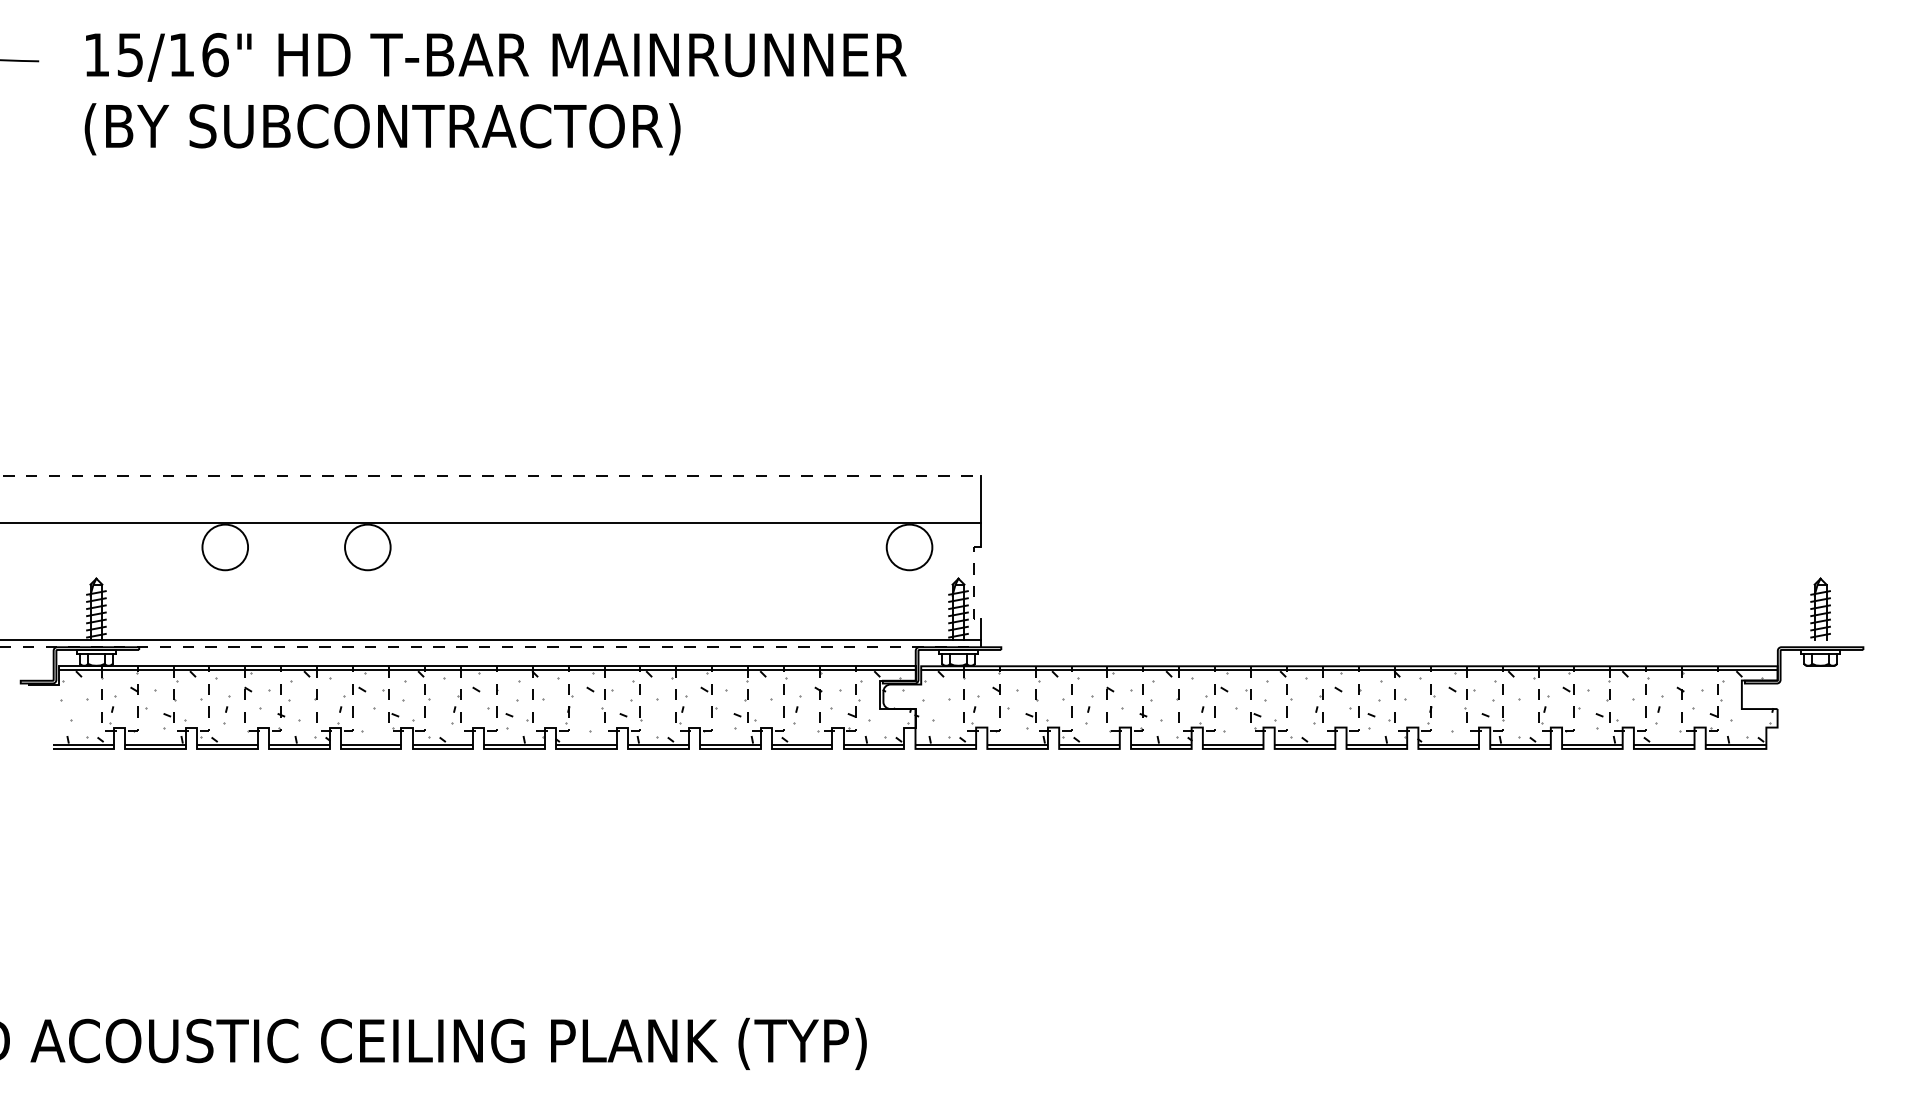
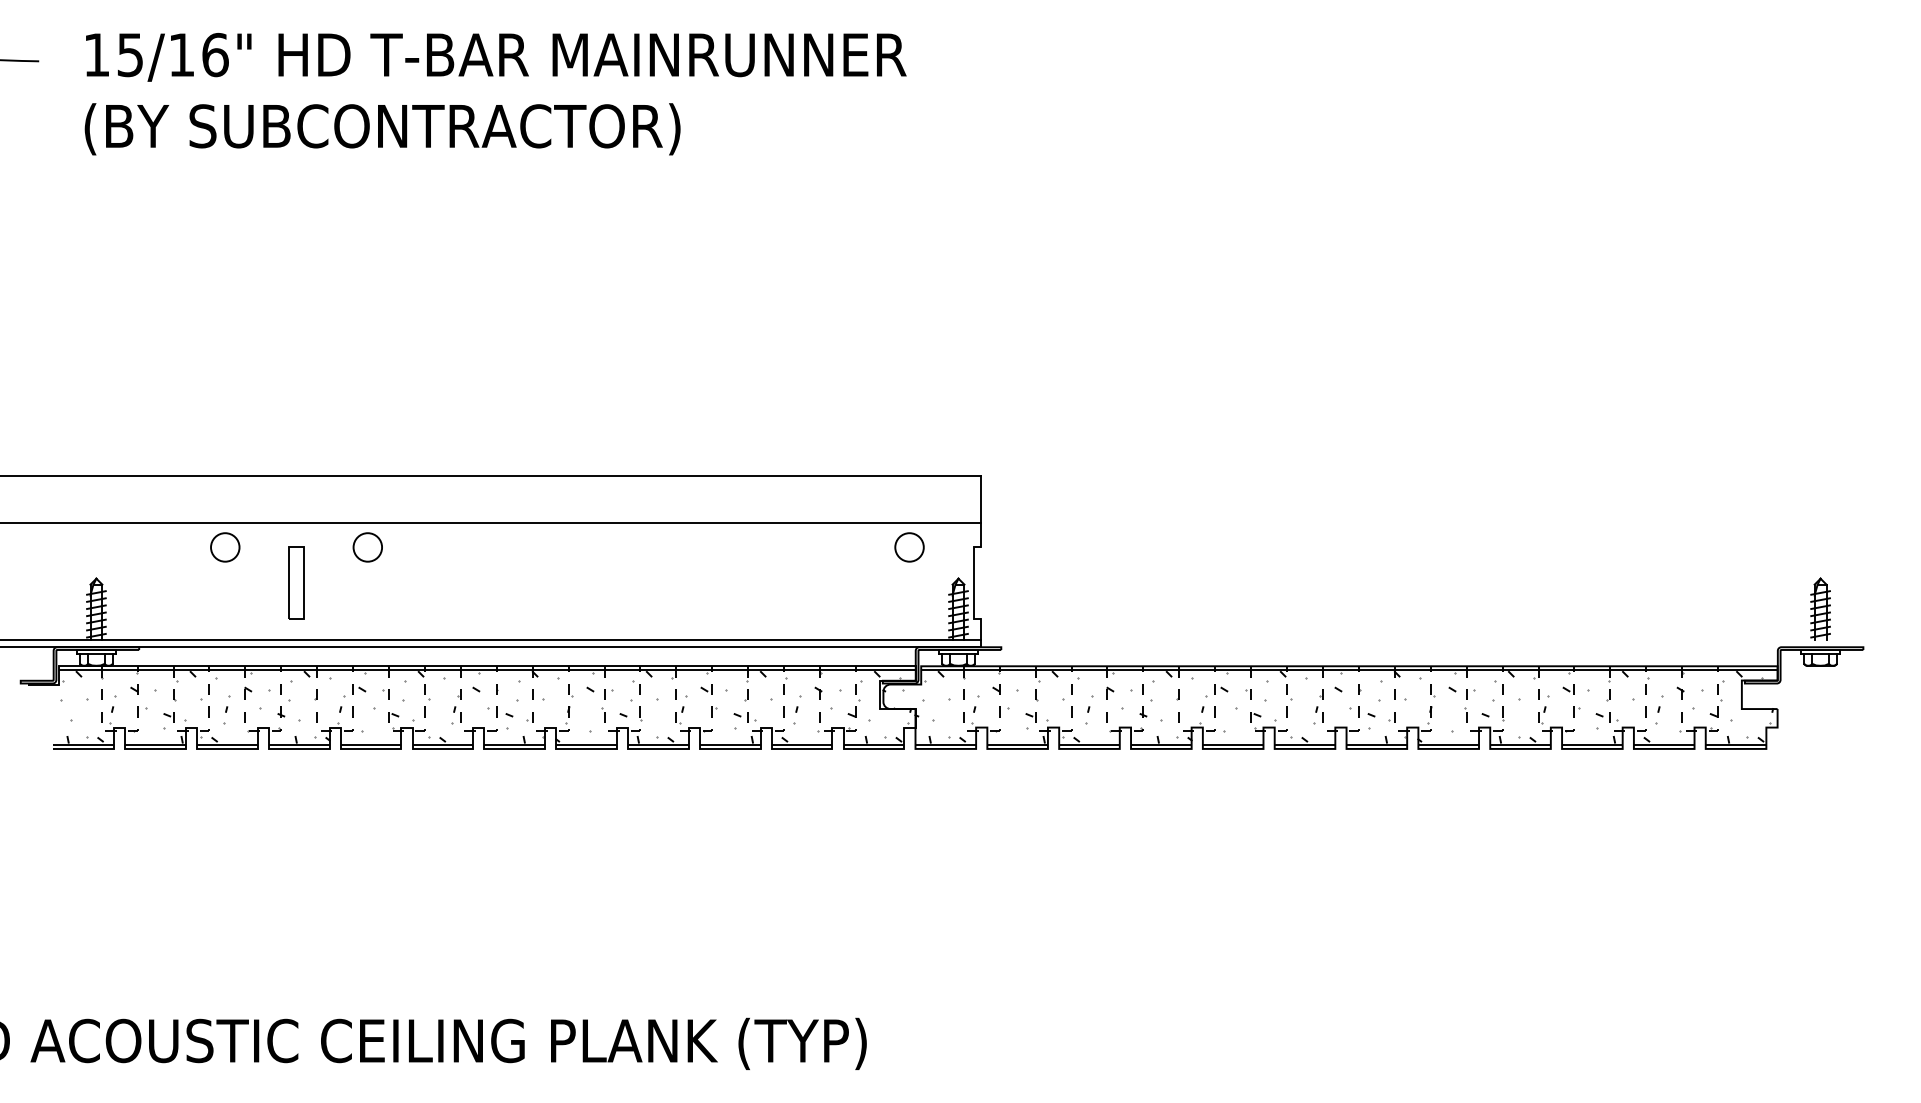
line: dashed -> solid (491, 476)
circle diameter: 46 px -> 29 px (225, 547)
circle diameter: 46 px -> 29 px (367, 547)
circle diameter: 46 px -> 29 px (909, 547)
part: none -> present (296, 582)
line: dashed -> solid (973, 583)
line: dashed -> solid (490, 647)
